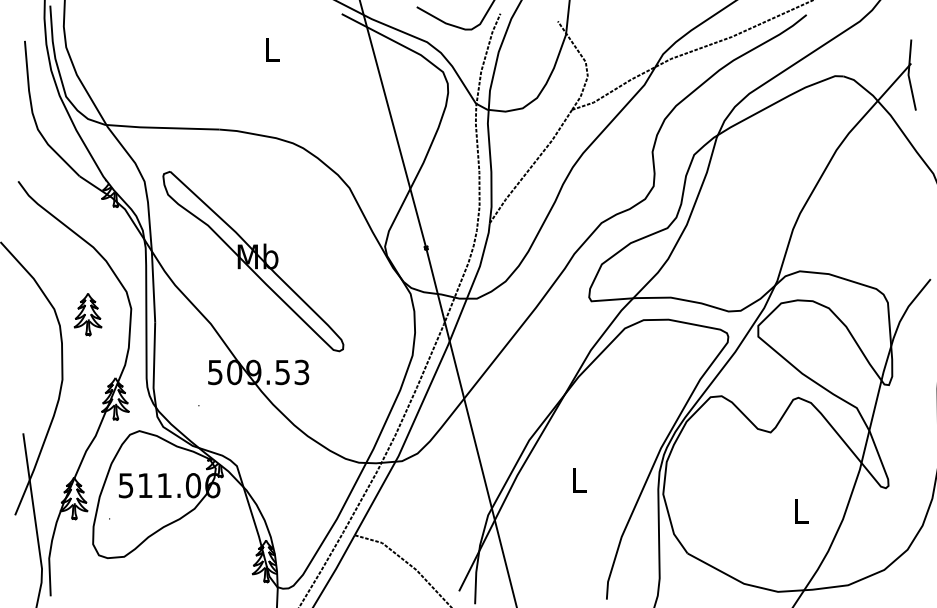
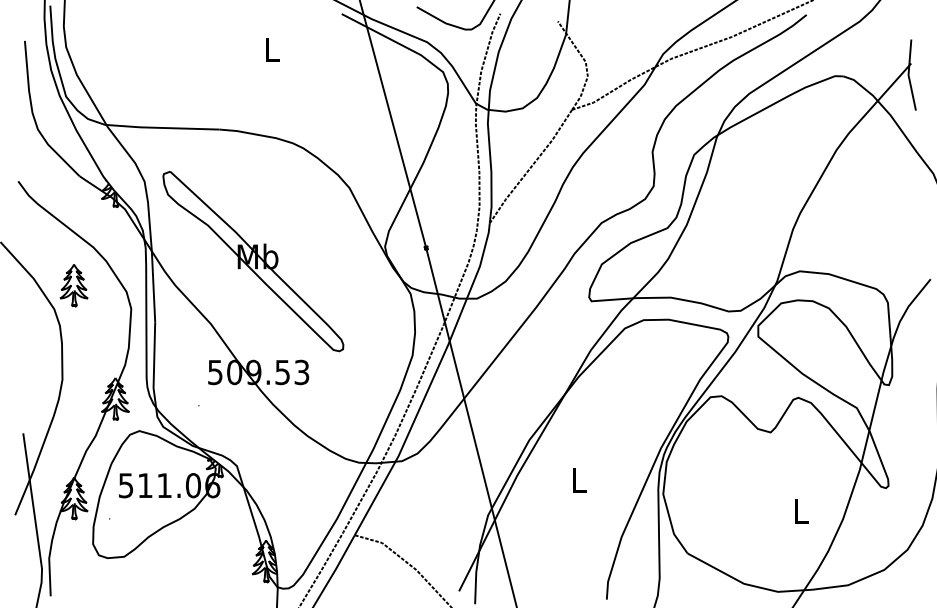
part position: (87, 314) -> (73, 285) (73, 285)
